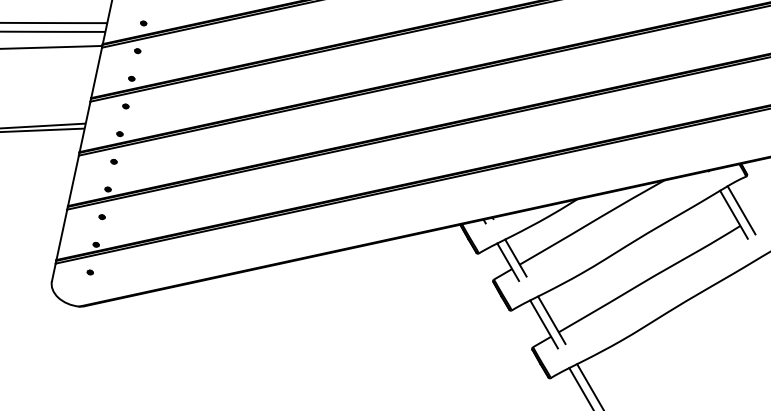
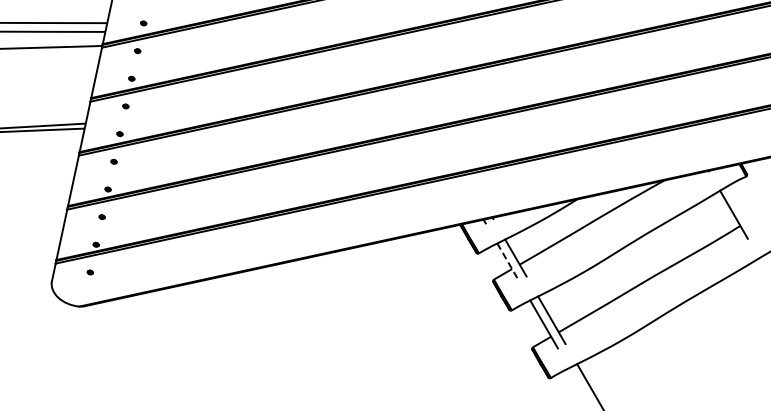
line: present -> none (741, 210)
line: solid -> dashed (508, 262)
line: present -> none (580, 387)
